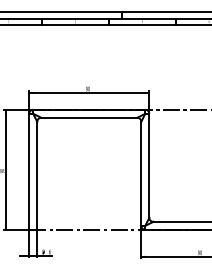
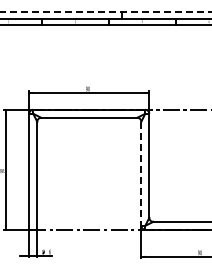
line: solid -> dashed (106, 11)
line: solid -> dashed (141, 174)
